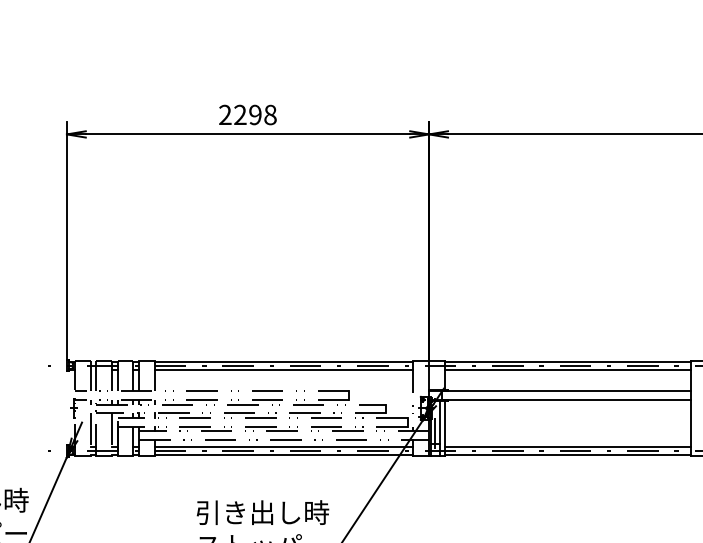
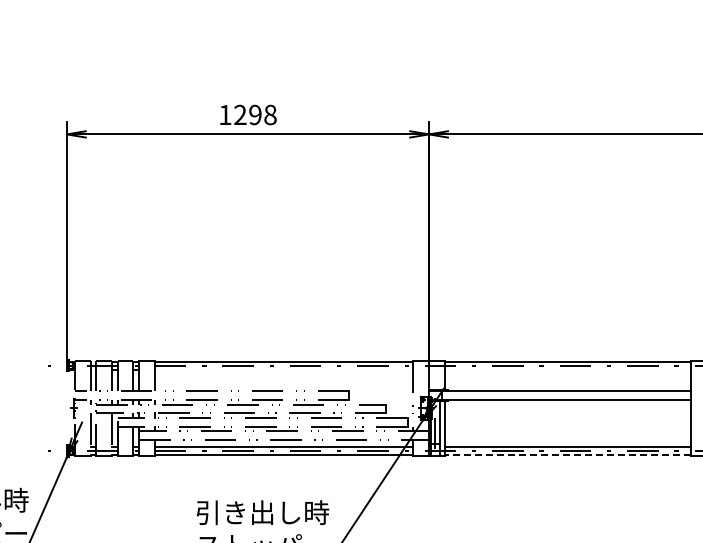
text: 2298 -> 1298 (225, 114)
line: present -> none (283, 369)
line: present -> none (567, 369)
line: solid -> dashed (567, 455)
